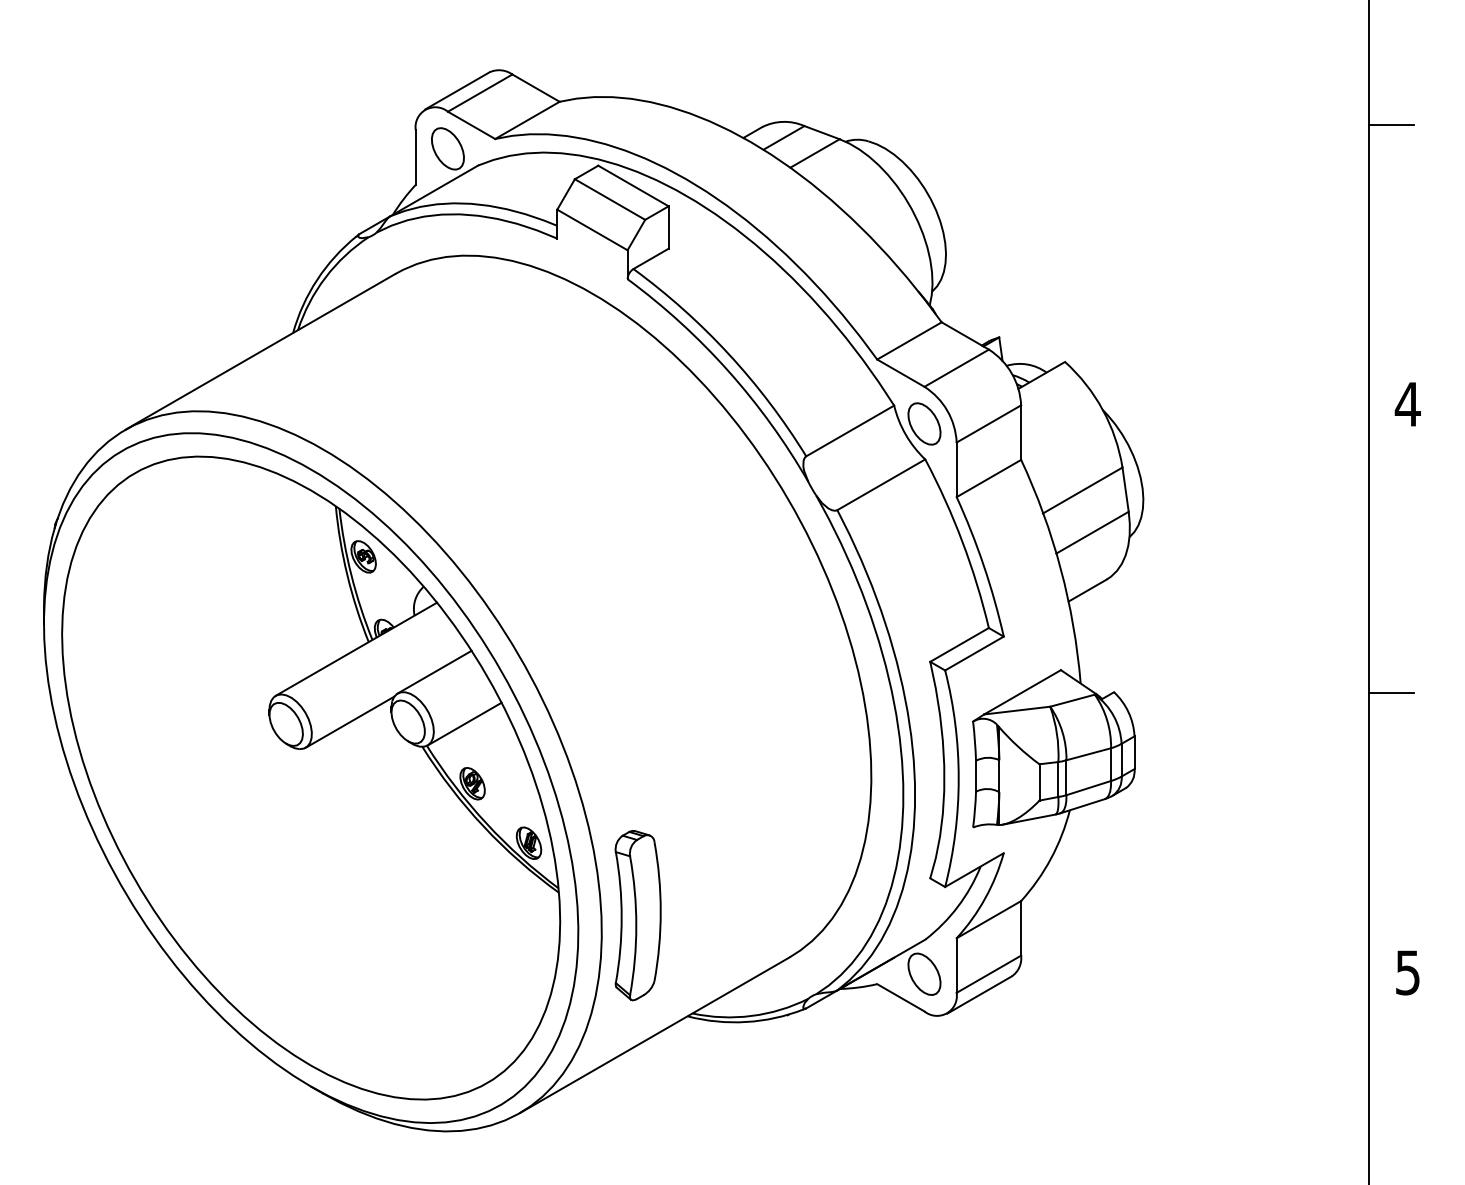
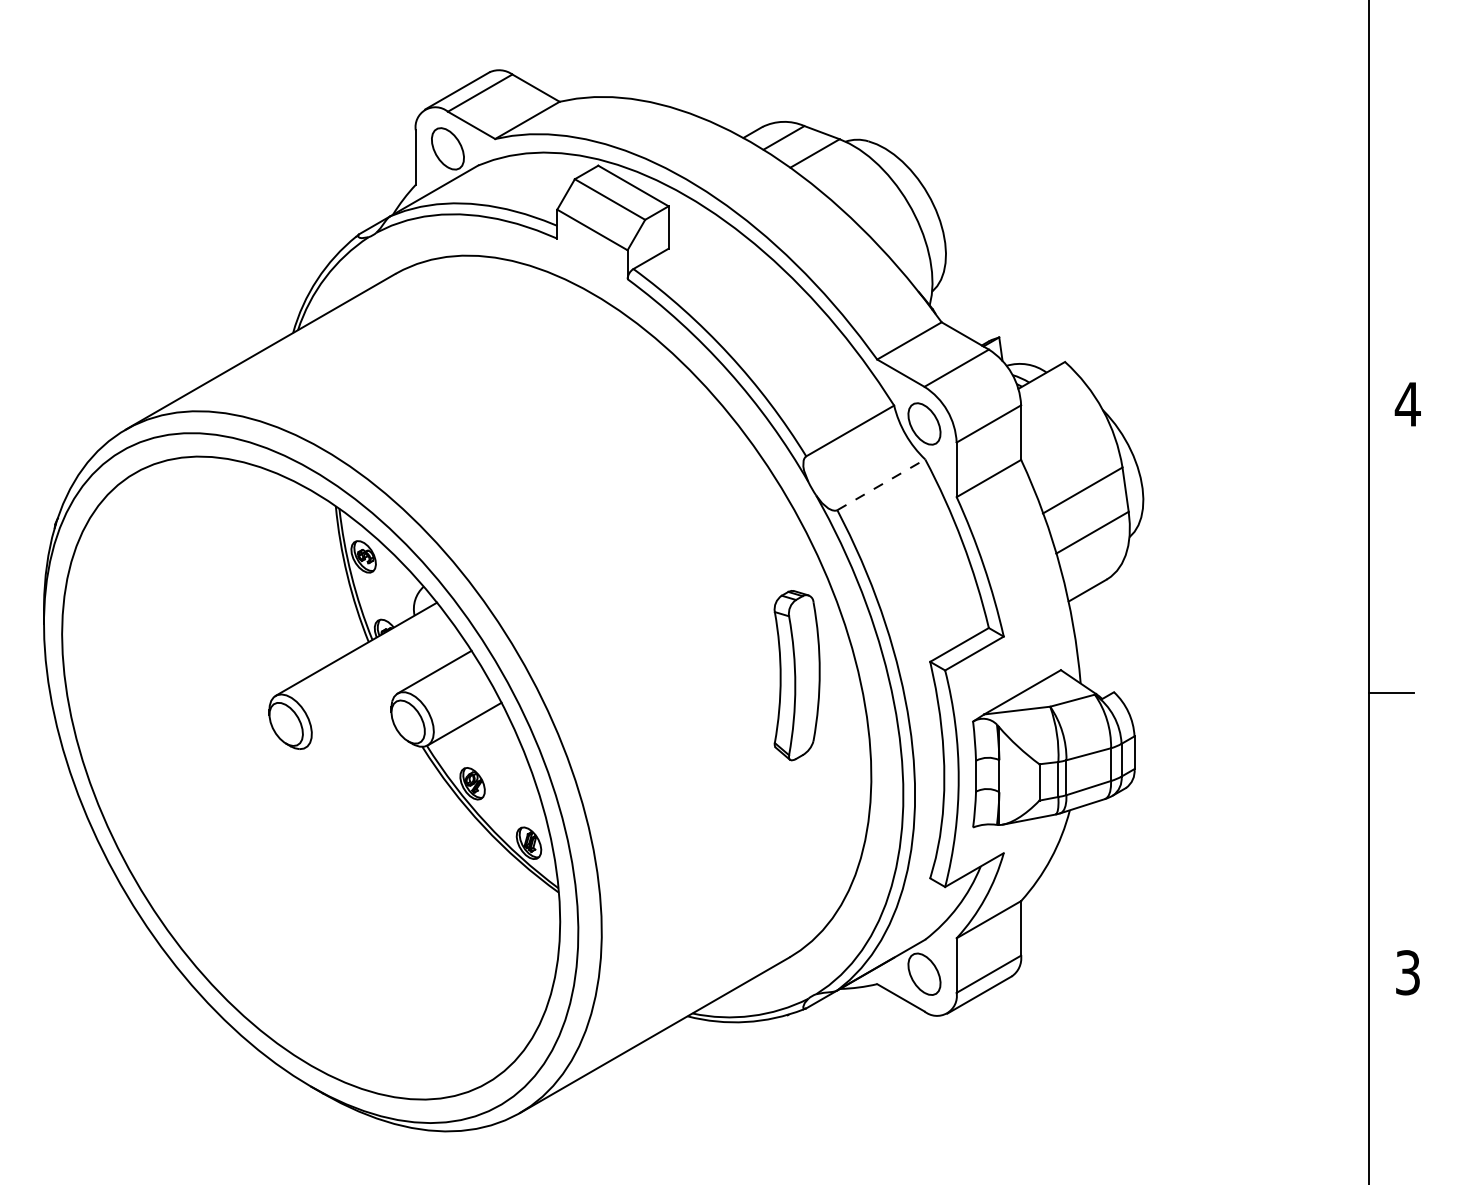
line: present -> none (1391, 124)
line: solid -> dashed (881, 484)
line: present -> none (349, 721)
part position: (637, 915) -> (796, 675) (796, 675)
text: 5 -> 3 (1407, 972)
